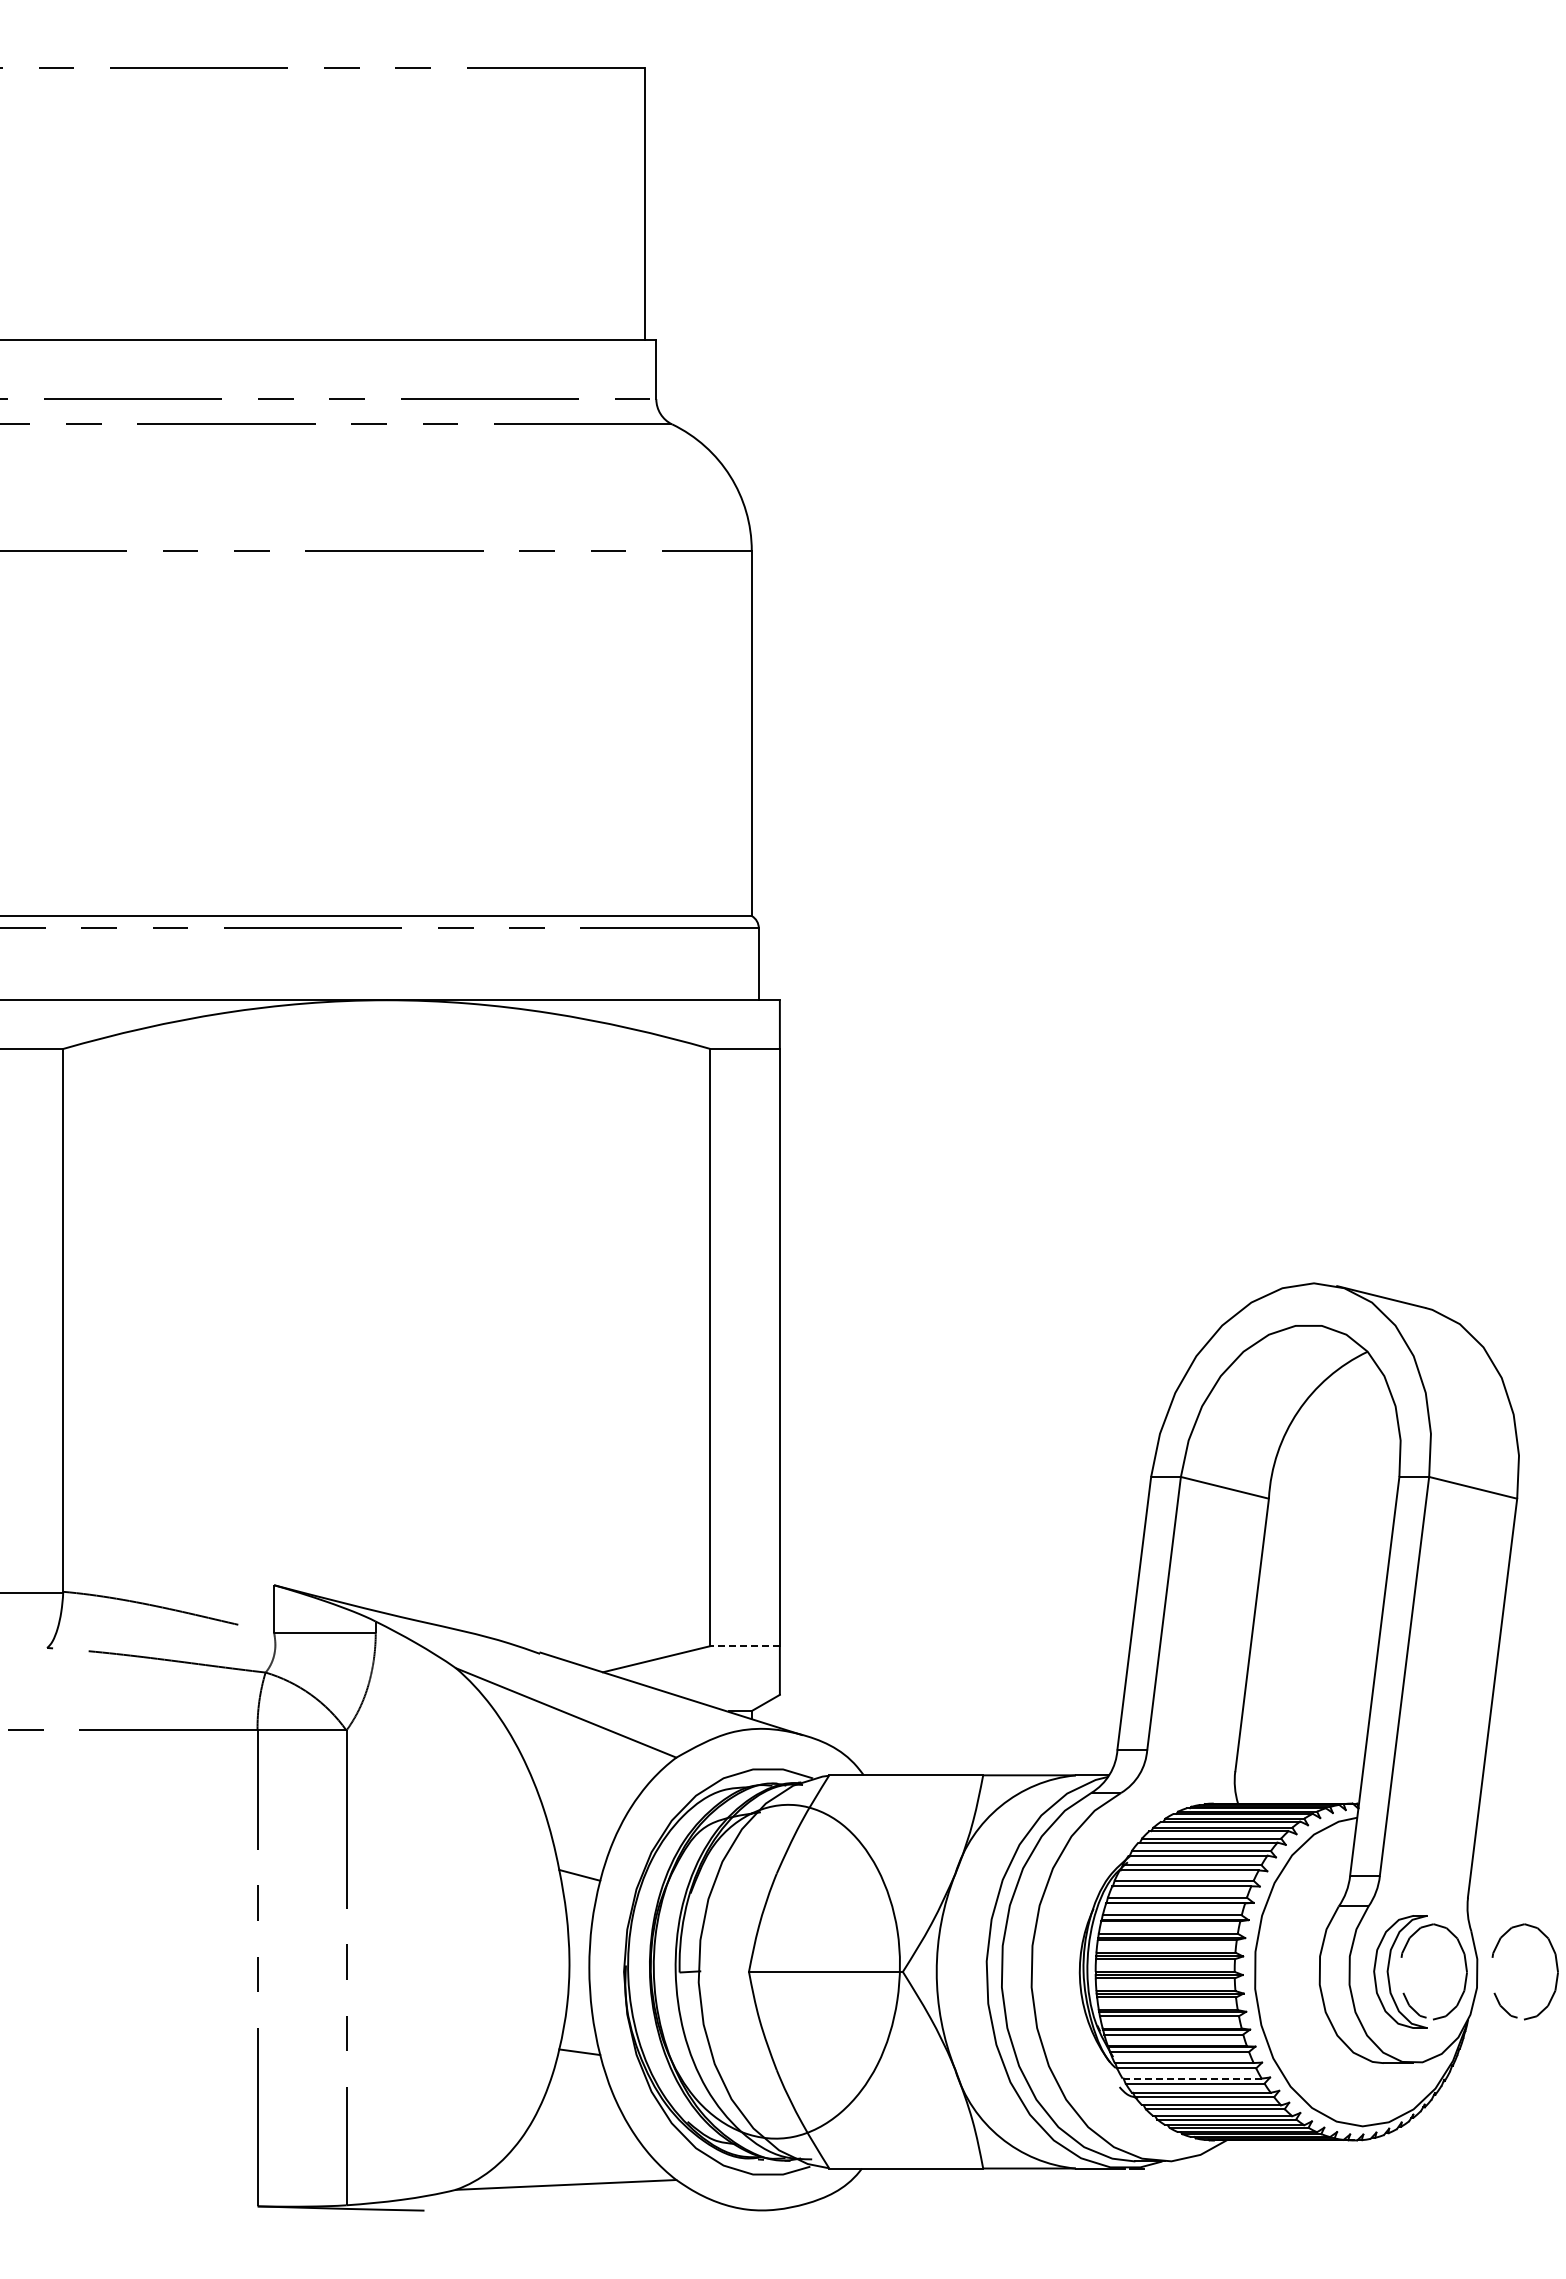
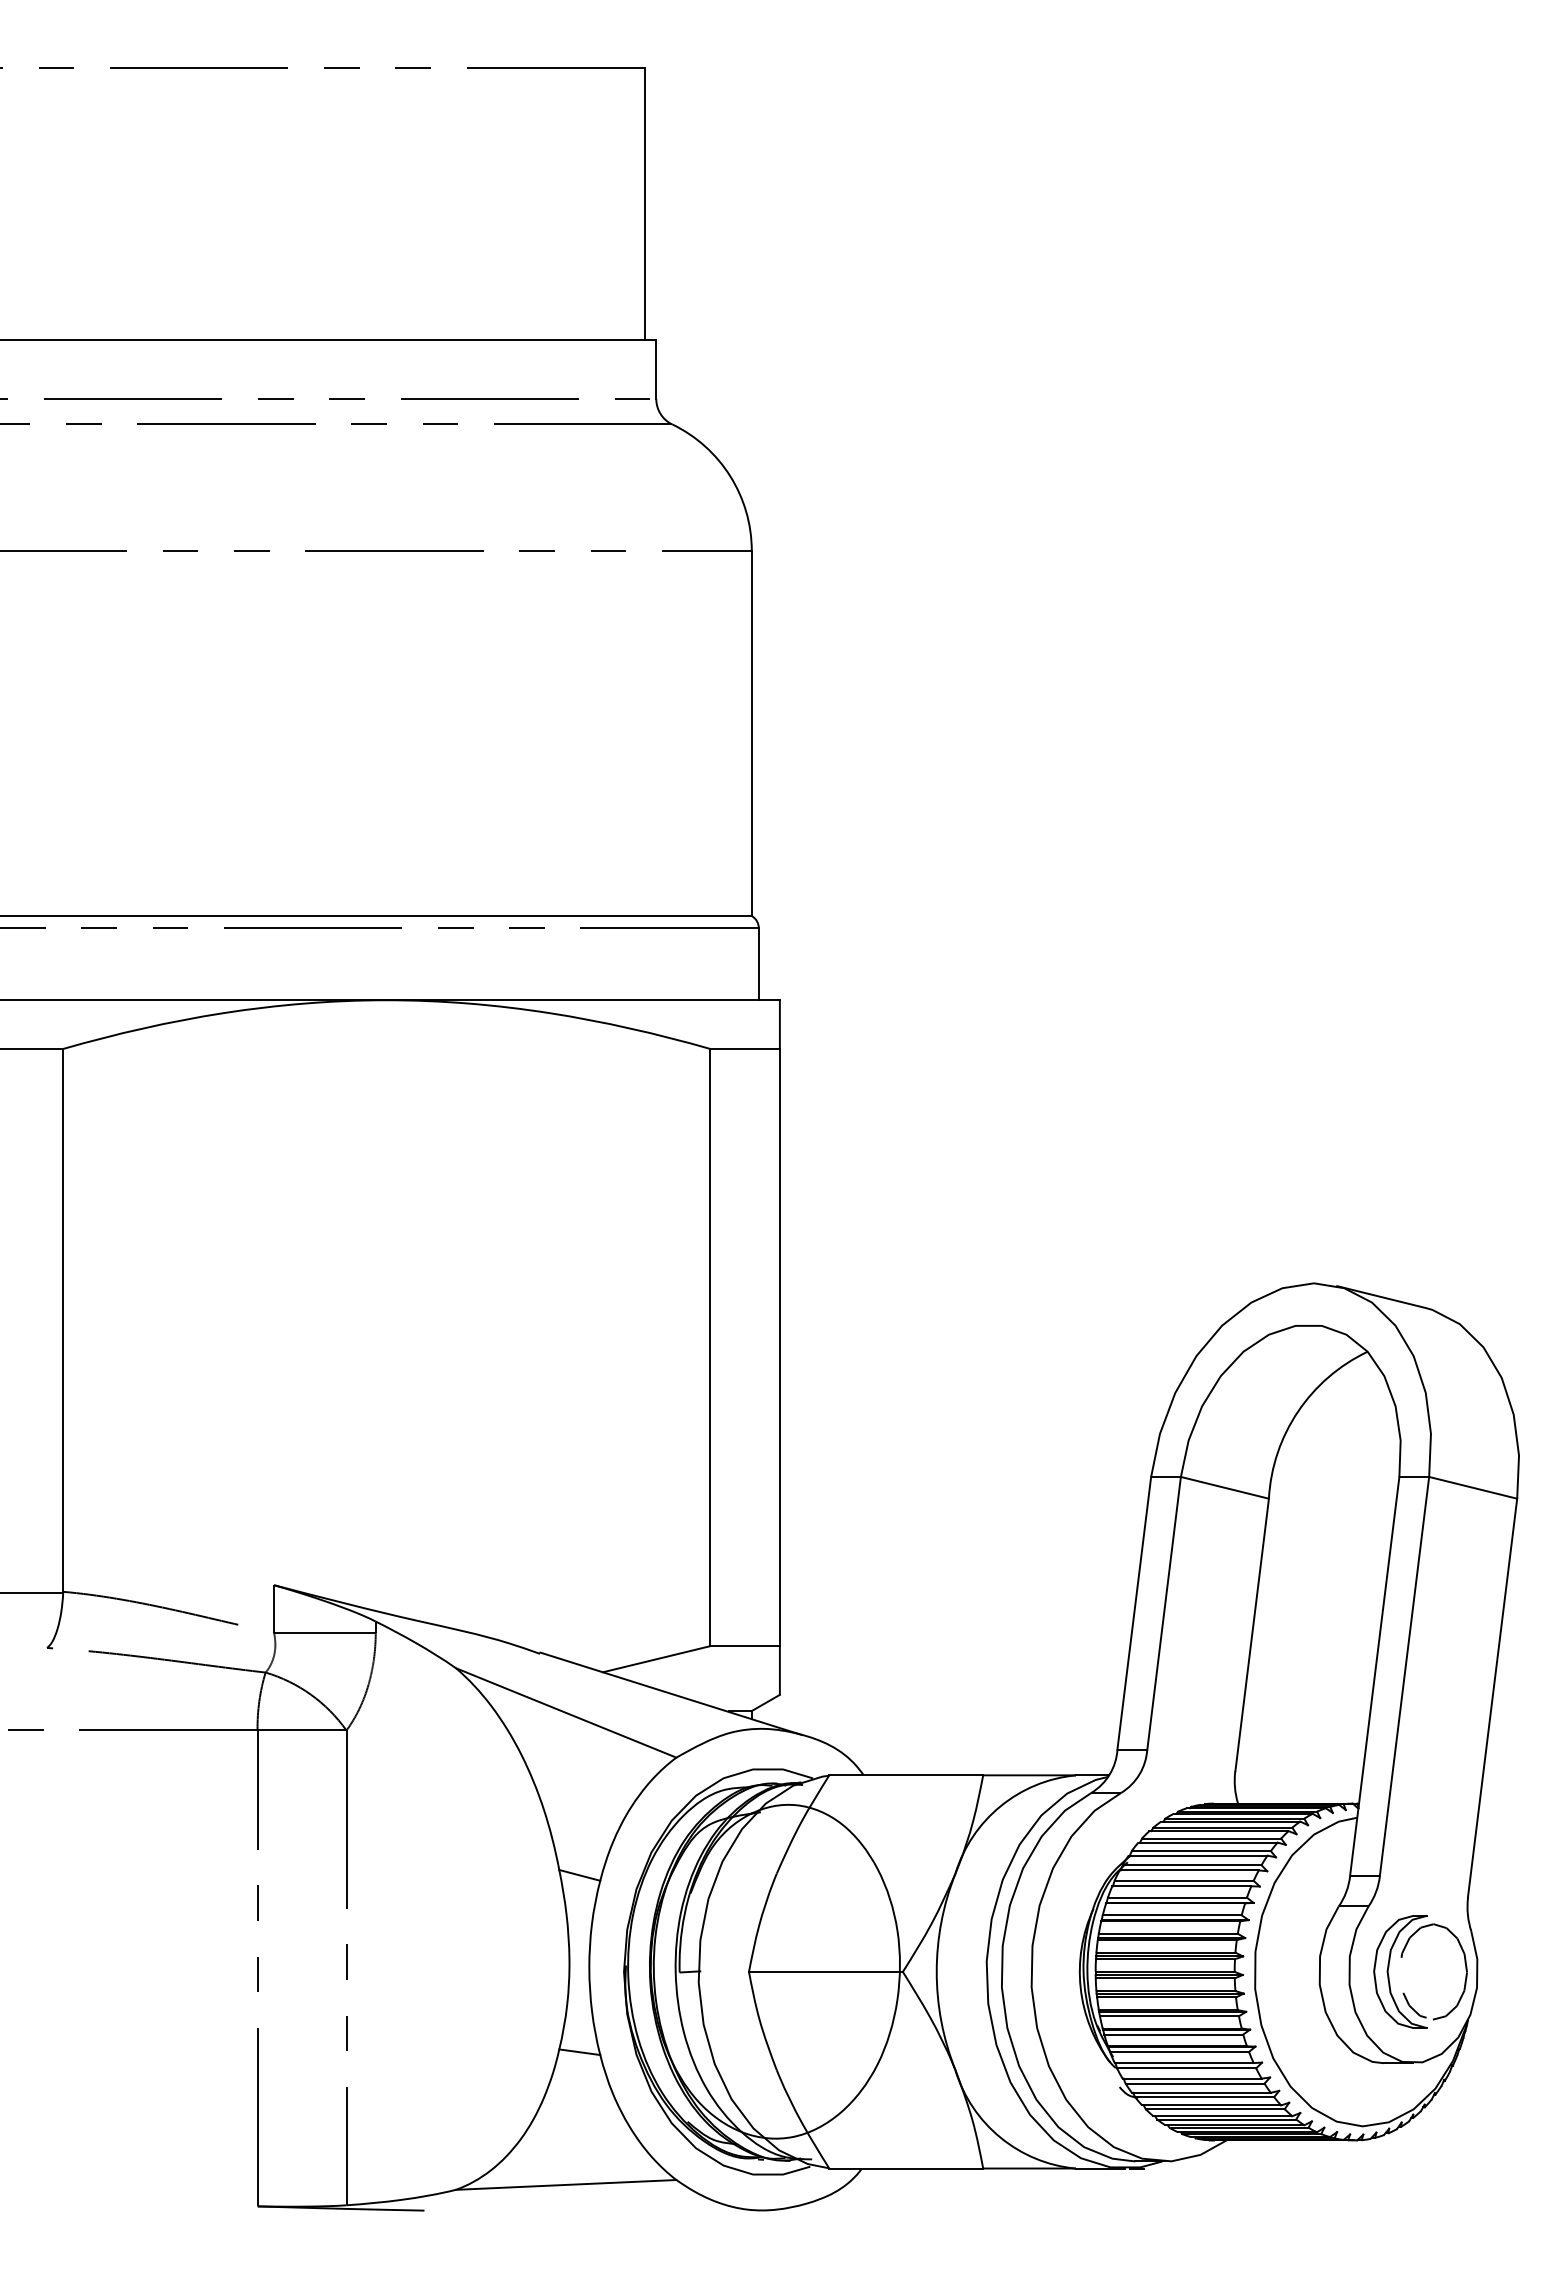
line: dashed -> solid (745, 1646)
part: present -> none (1555, 1963)
line: dashed -> solid (1192, 2078)
